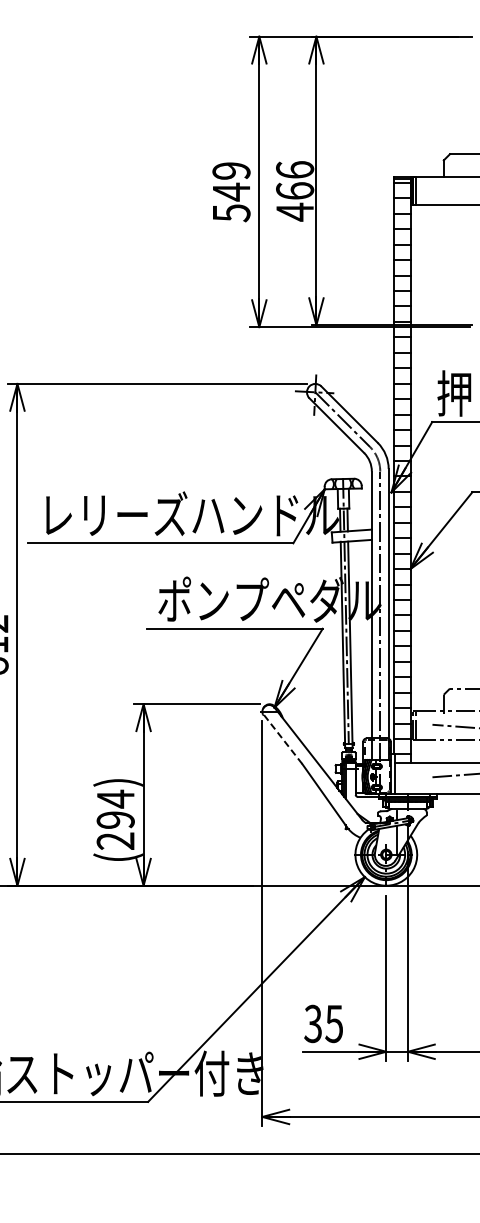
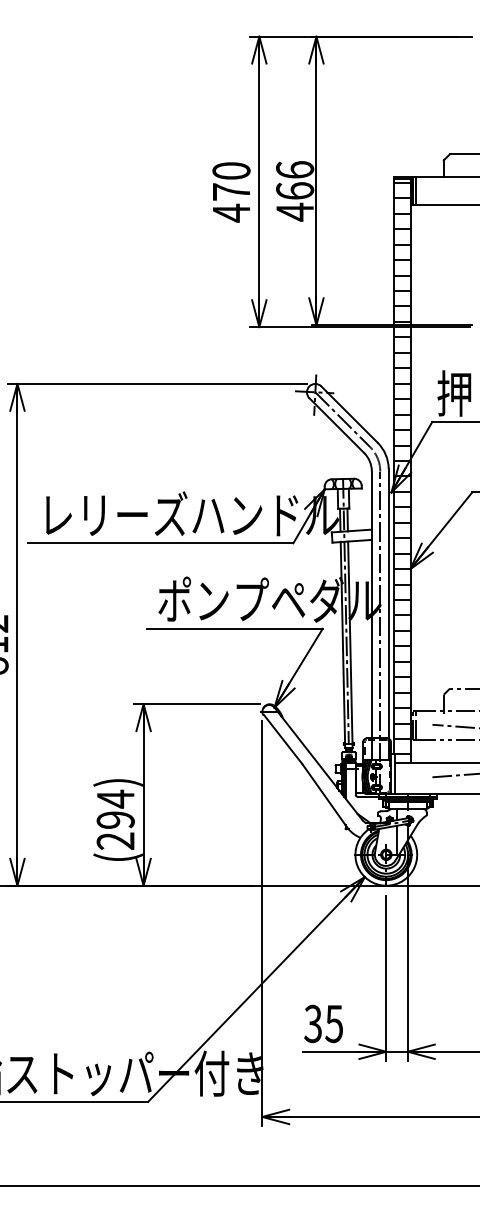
text: 549 -> 470 (231, 192)
line: dashed -> solid (282, 739)
line position: (239, 1154) -> (239, 1186) (239, 1186)
